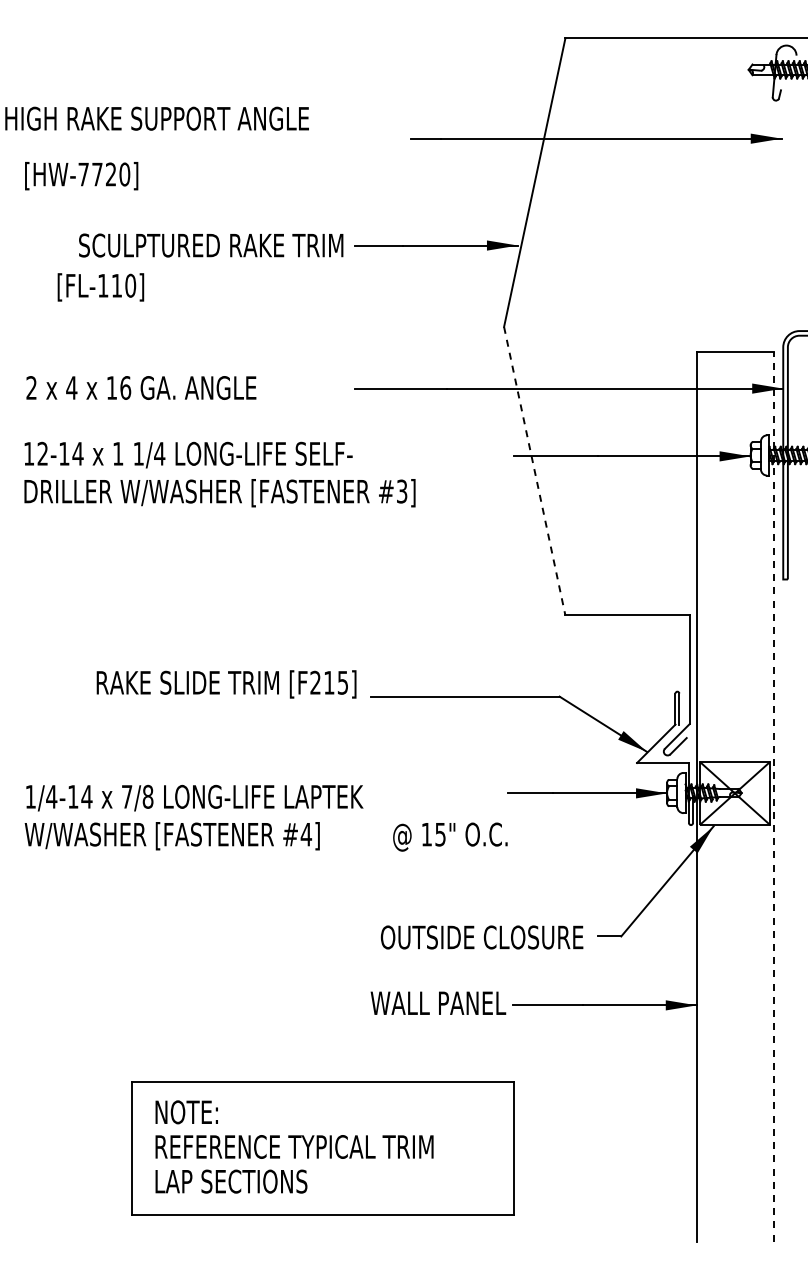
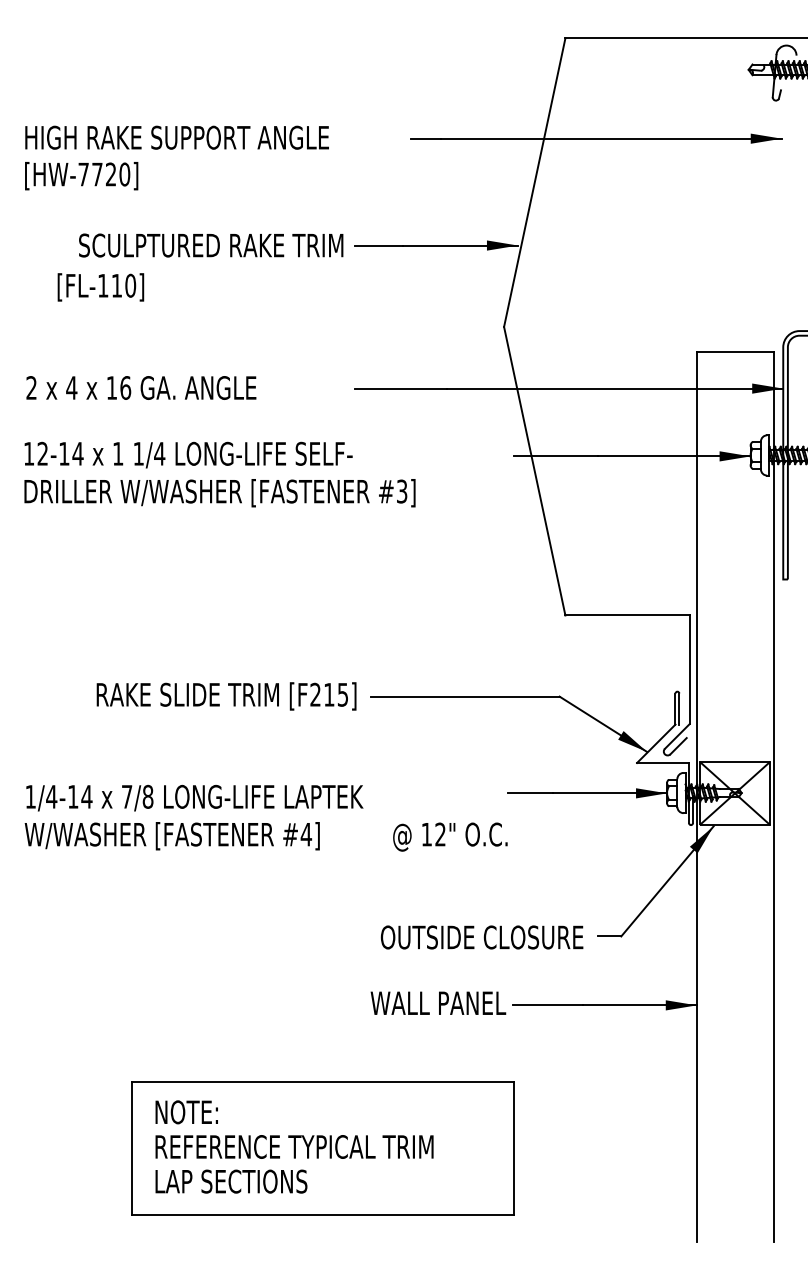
text position: (156, 118) -> (176, 137) (176, 137)
line: dashed -> solid (534, 471)
text position: (226, 684) -> (226, 696) (226, 696)
line: dashed -> solid (774, 796)
text: 15" -> 12" (440, 834)
